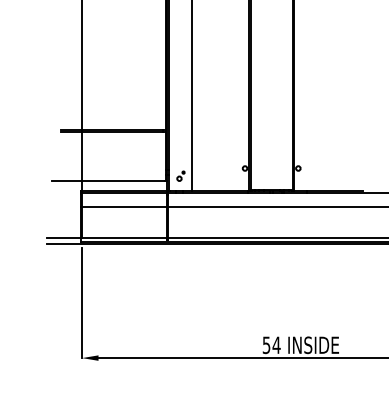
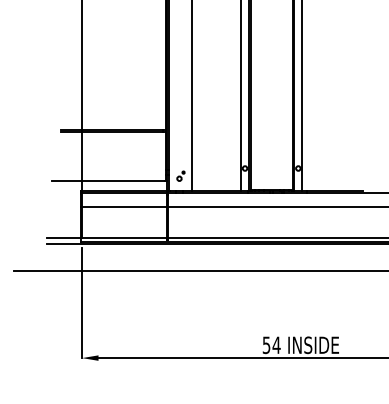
line: none -> present (240, 96)
line: none -> present (302, 96)
line: none -> present (199, 271)
